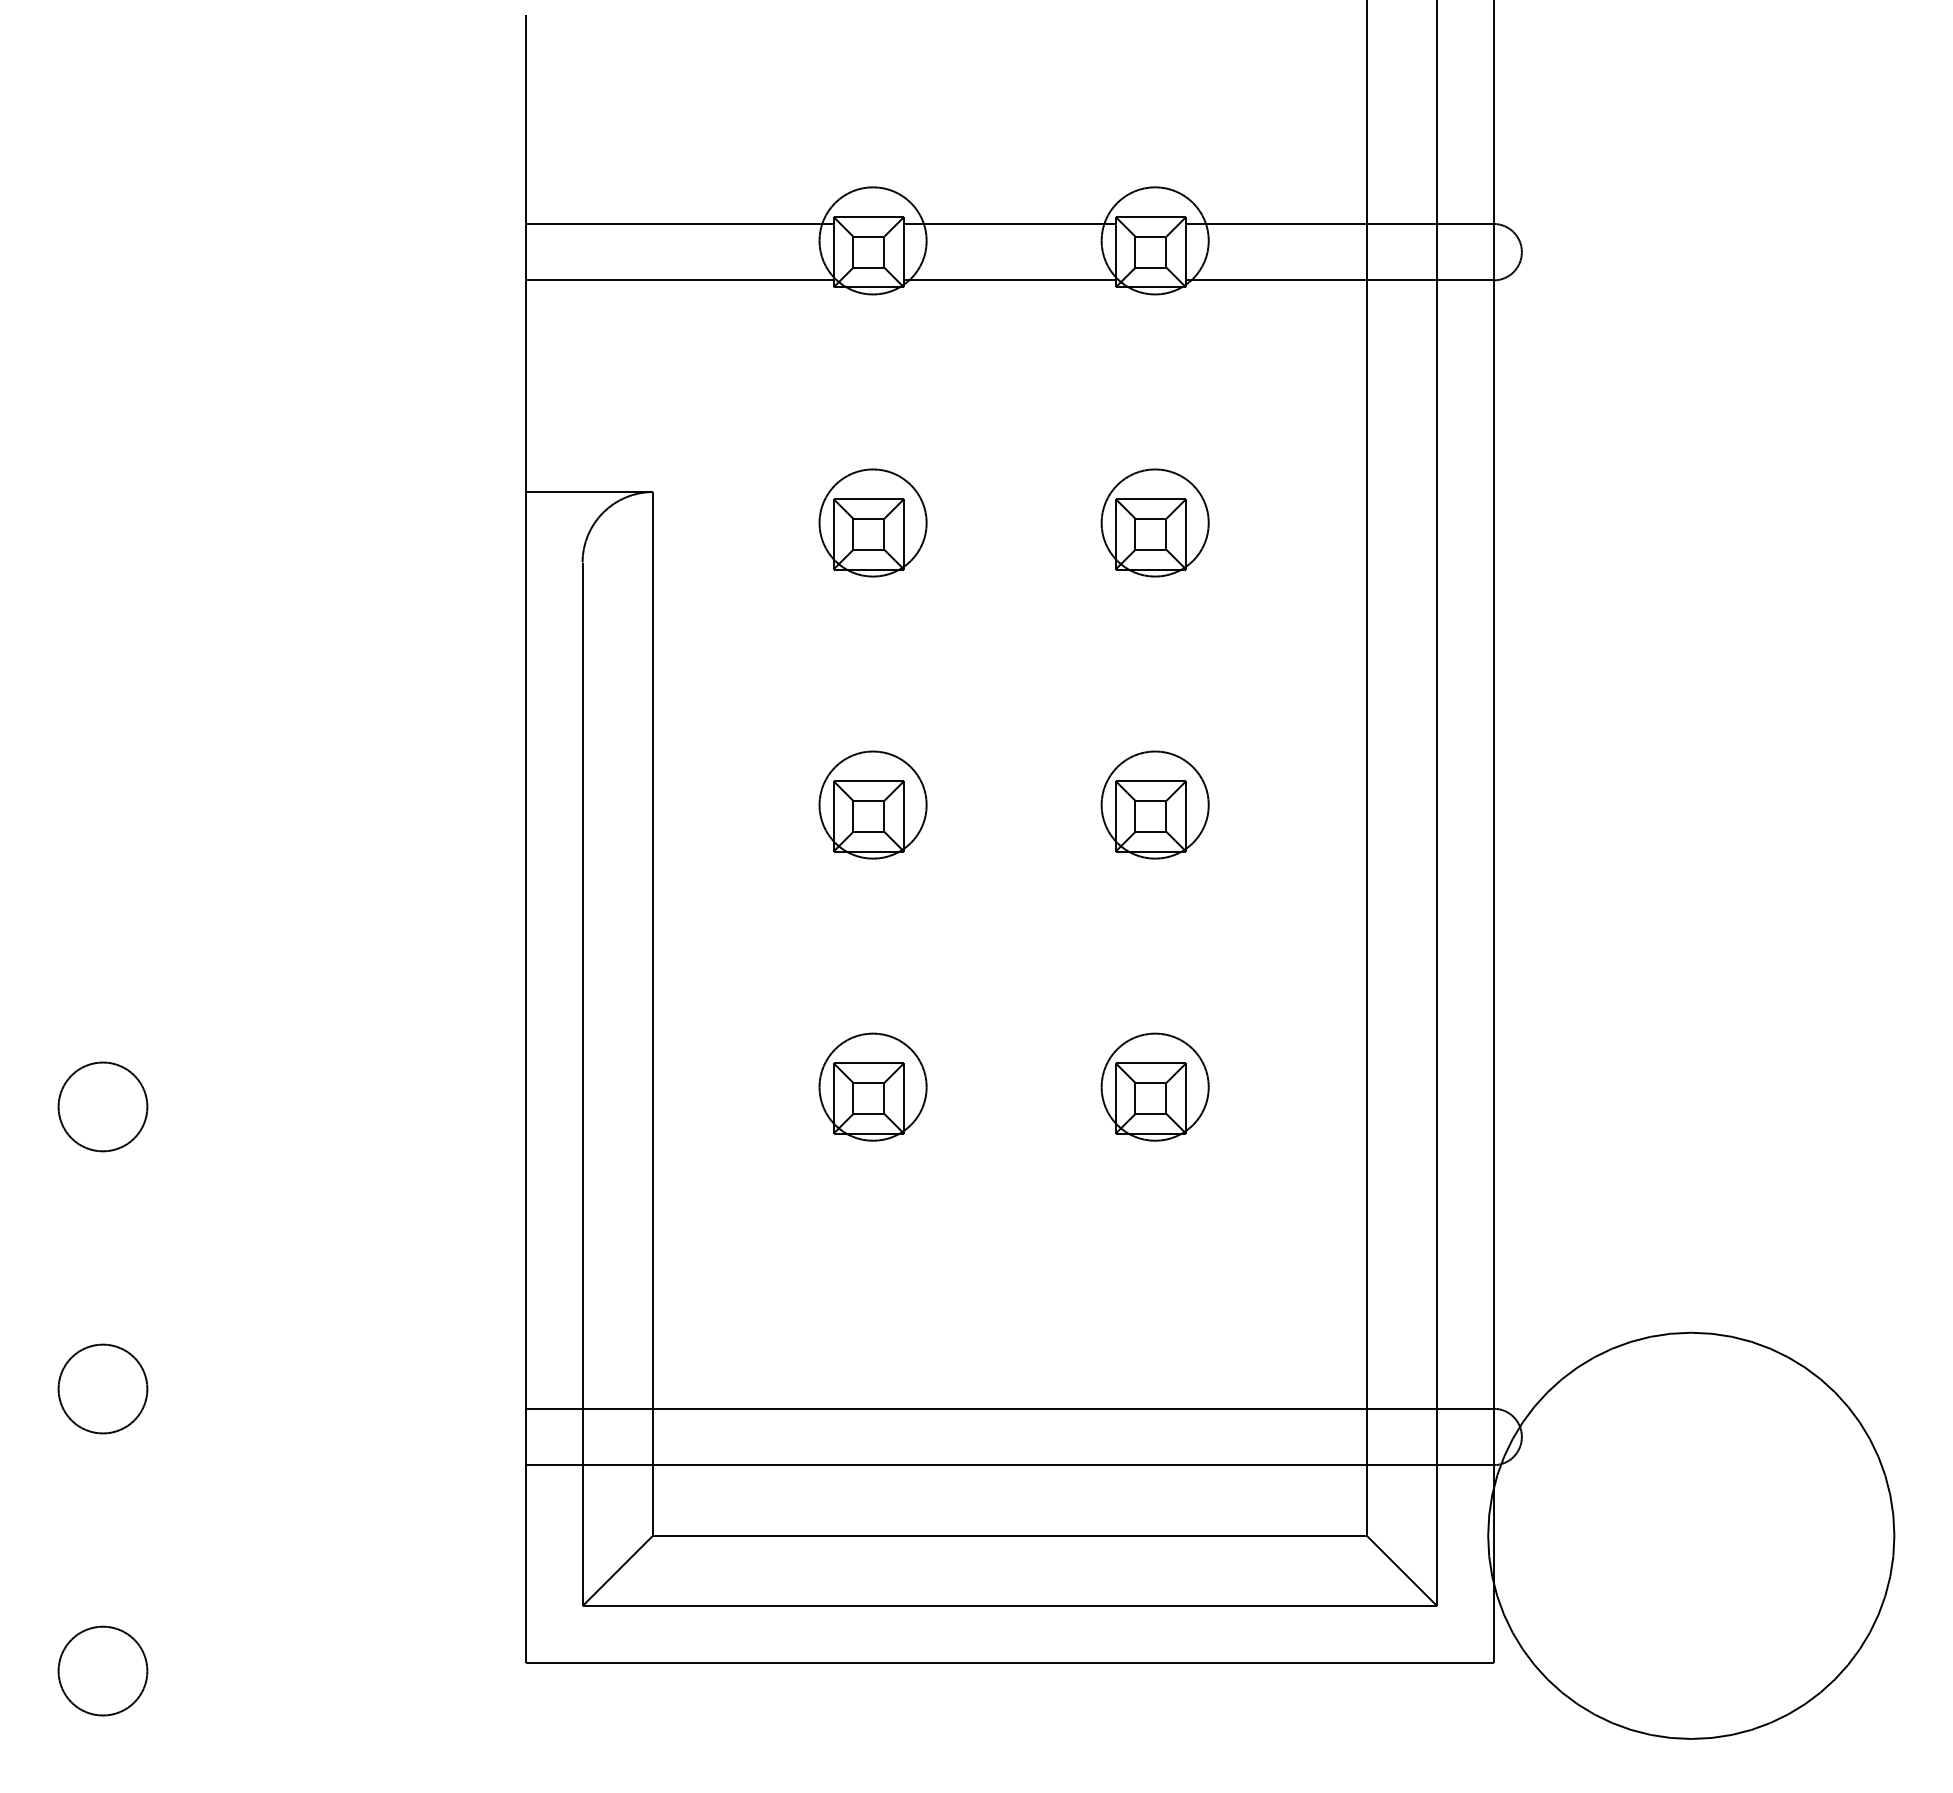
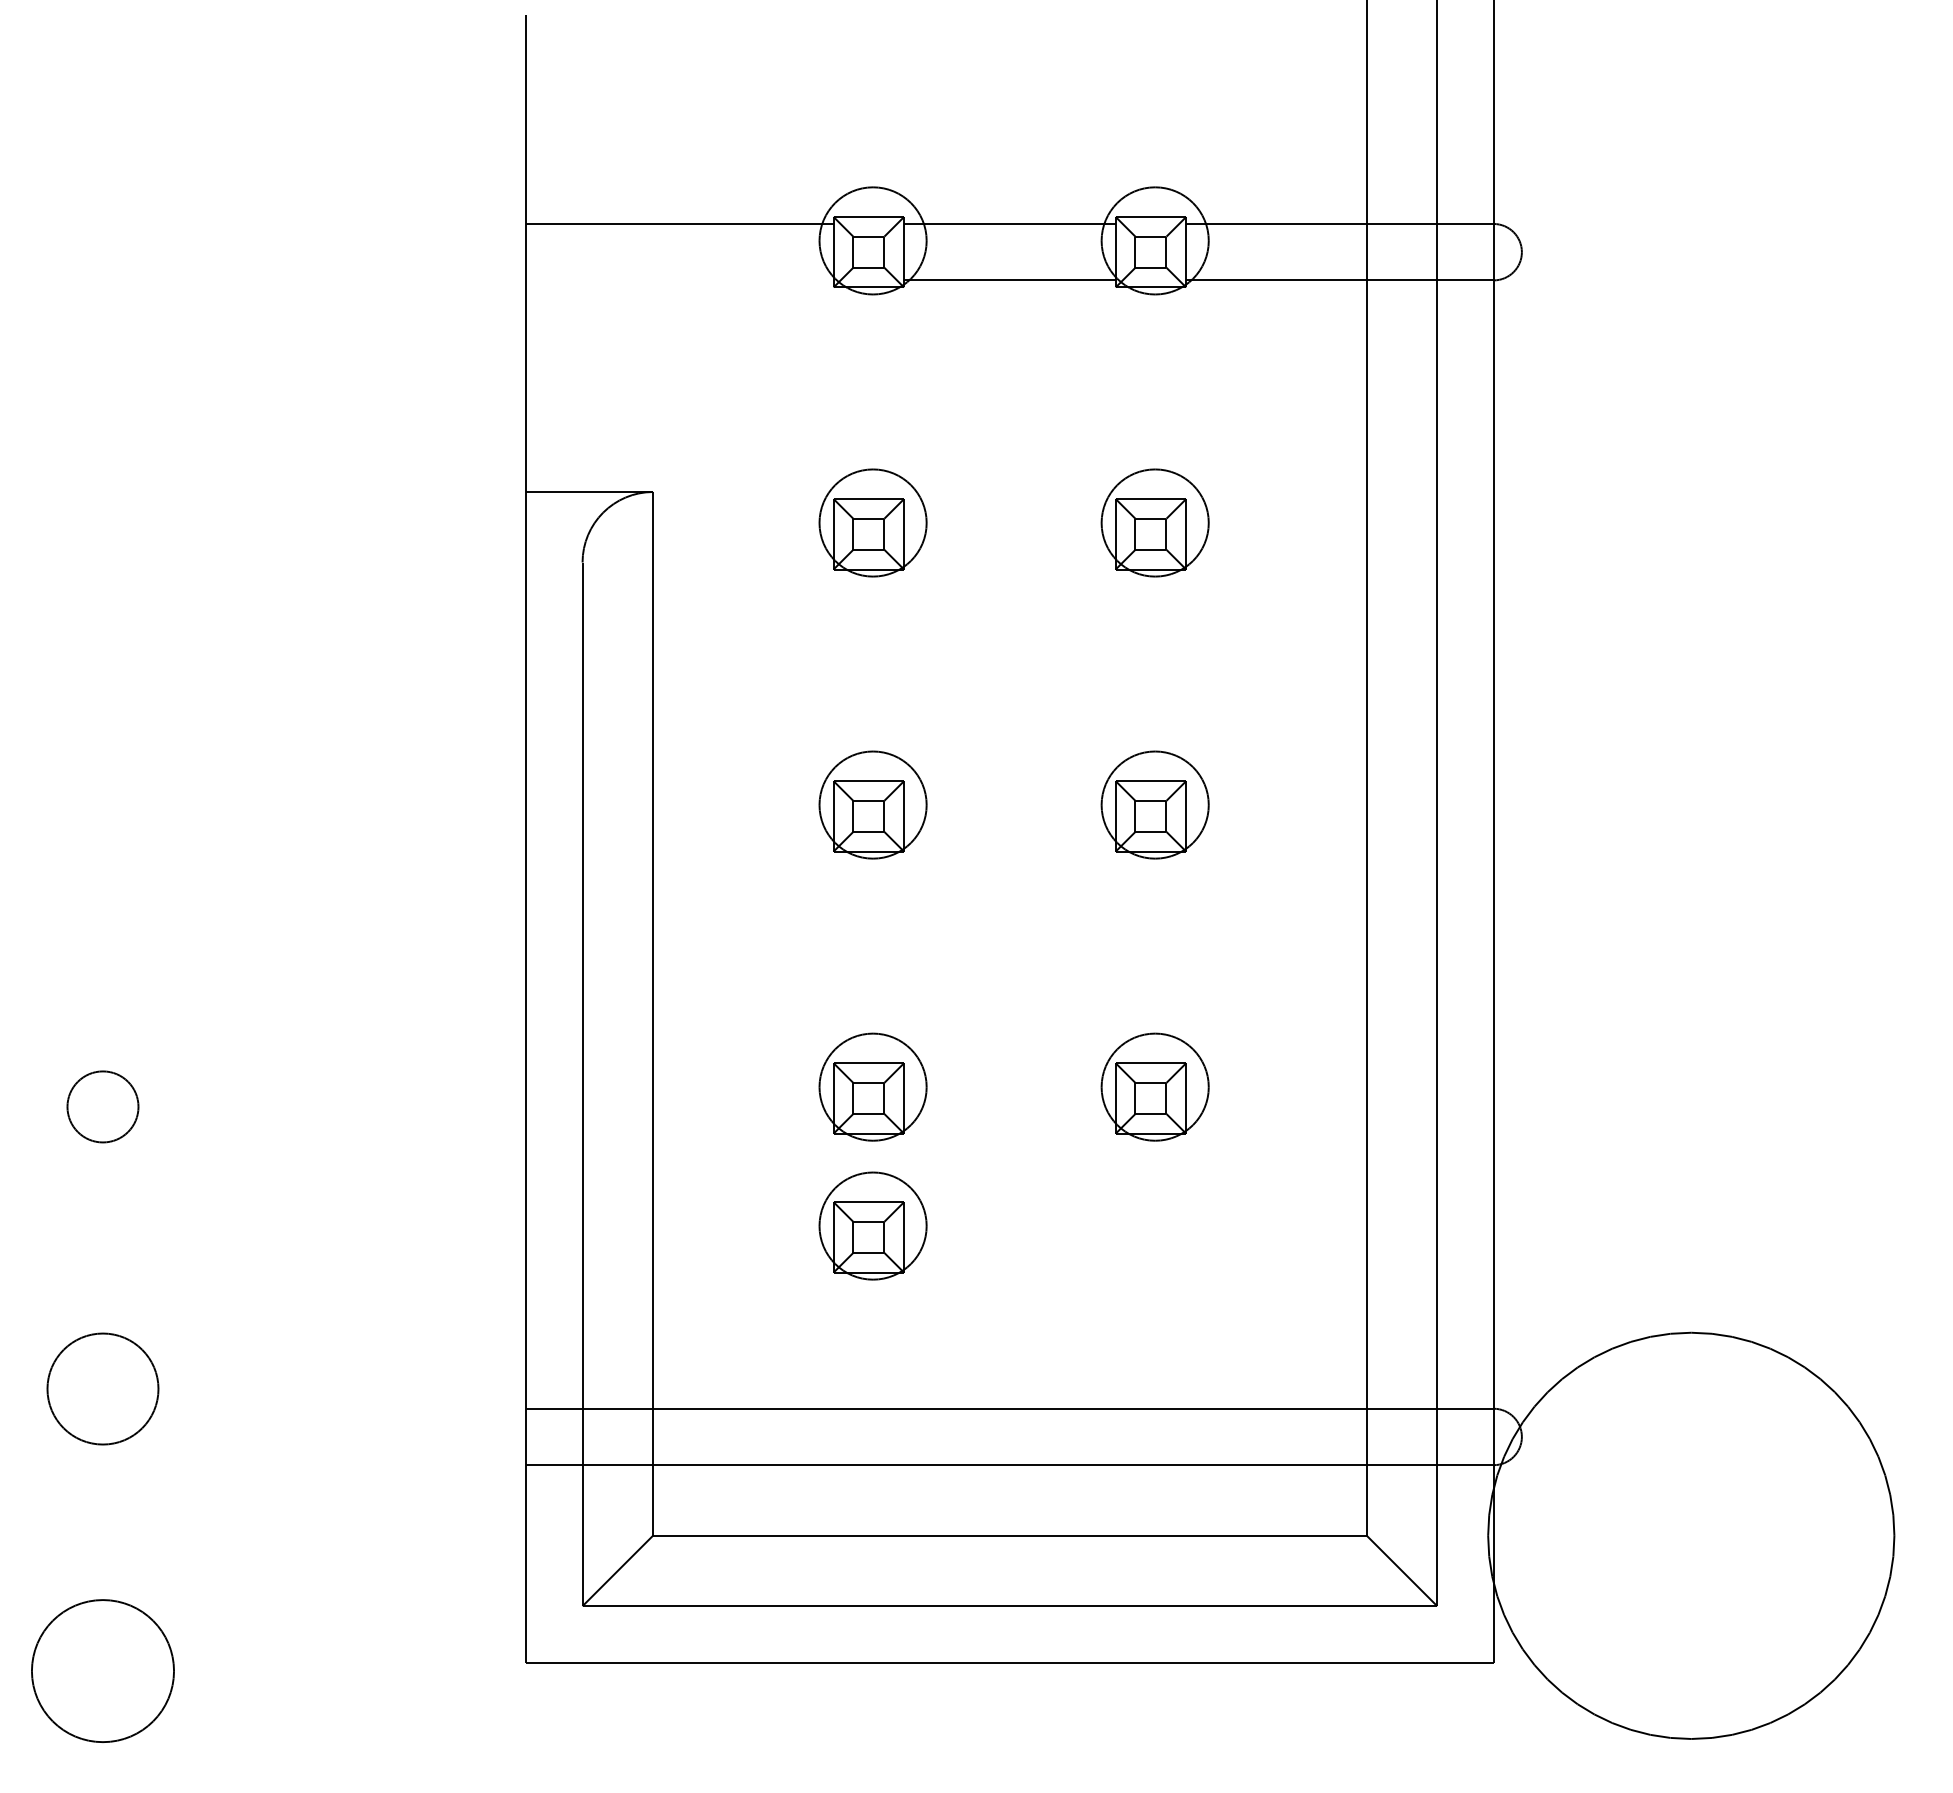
line: present -> none (679, 280)
circle diameter: 89 px -> 71 px (102, 1106)
part: none -> present (872, 1225)
circle diameter: 89 px -> 111 px (102, 1388)
circle diameter: 89 px -> 142 px (102, 1671)
